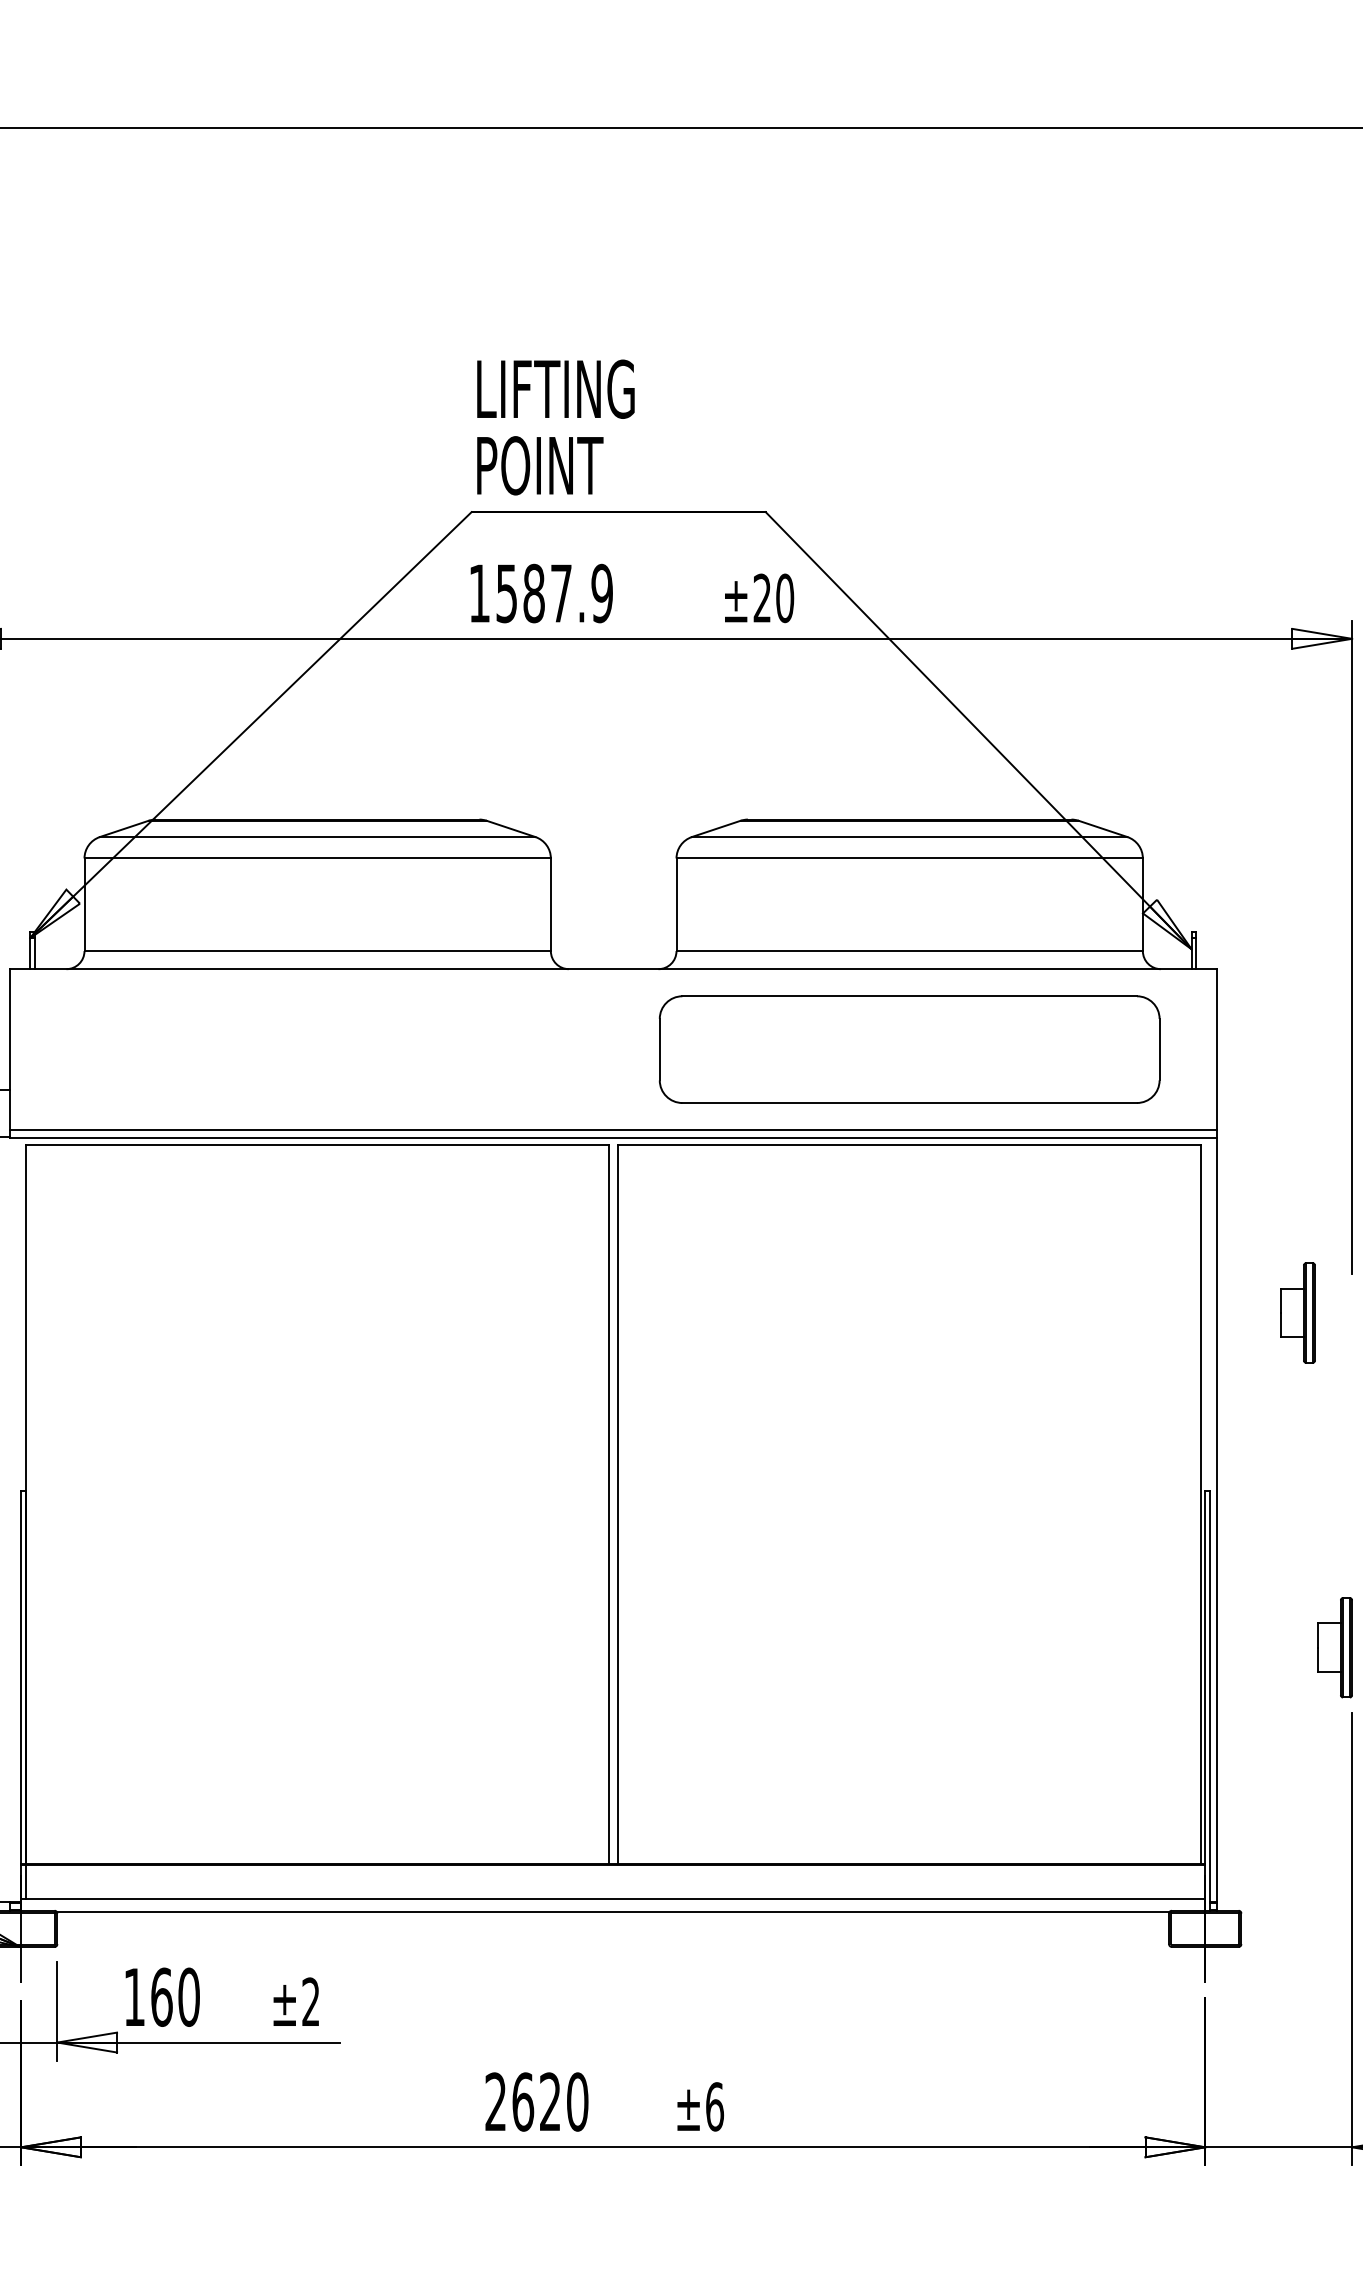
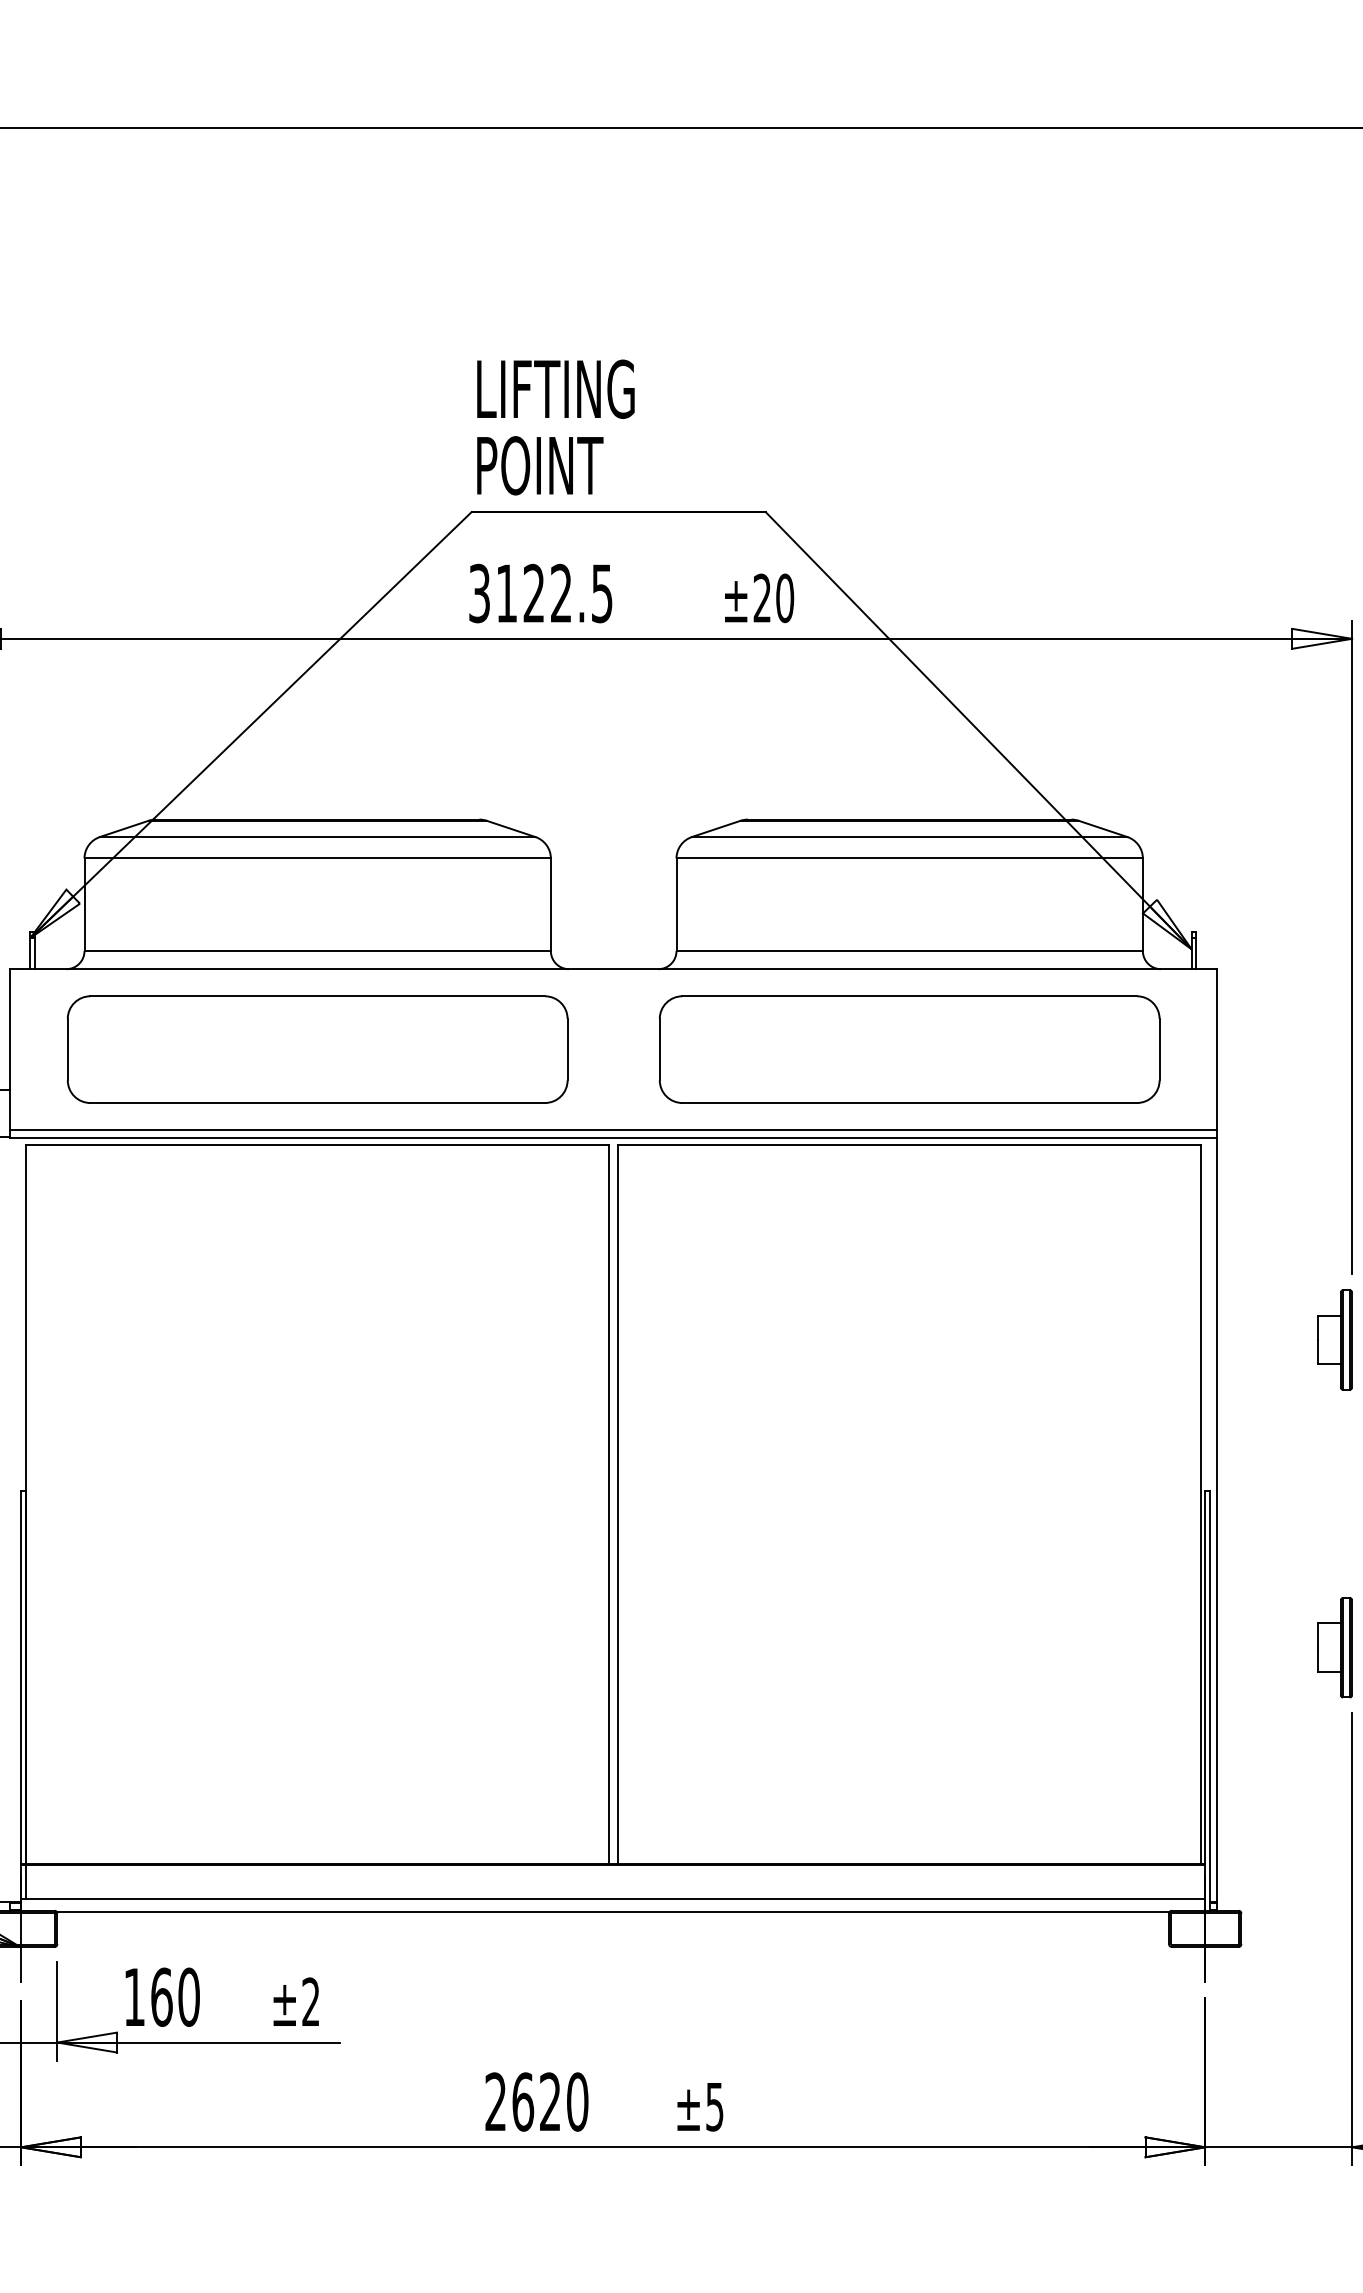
text: 1587.9 -> 3122.5 (540, 593)
part: none -> present (317, 1049)
part position: (1297, 1312) -> (1334, 1339) (1334, 1339)
text: ±6 -> ±5 (715, 2106)
